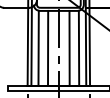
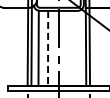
line: solid -> dashed (48, 48)
line: present -> none (69, 48)
line: present -> none (78, 48)
